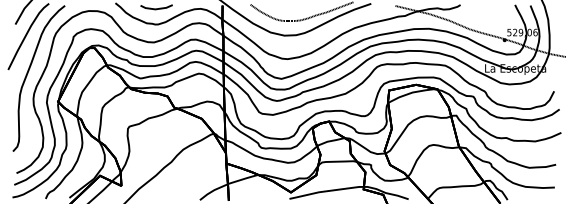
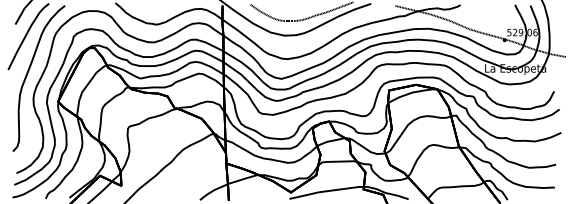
line: present -> none (156, 8)
